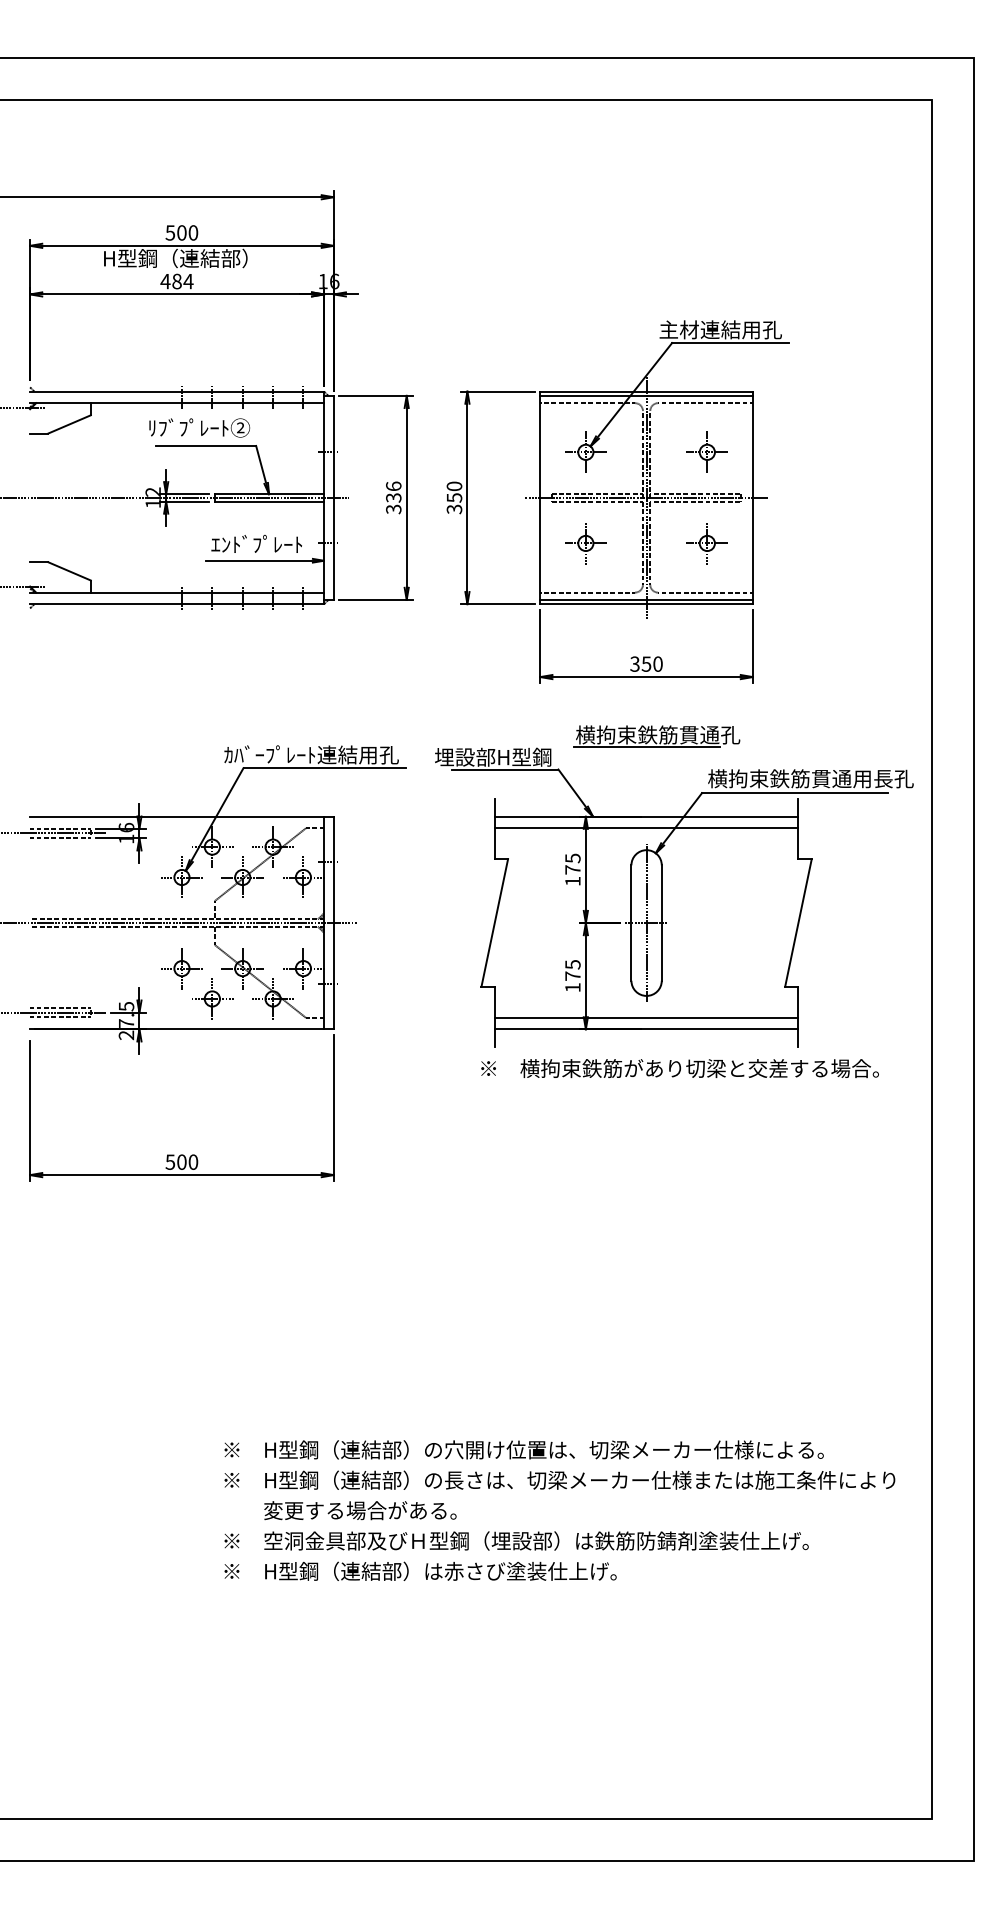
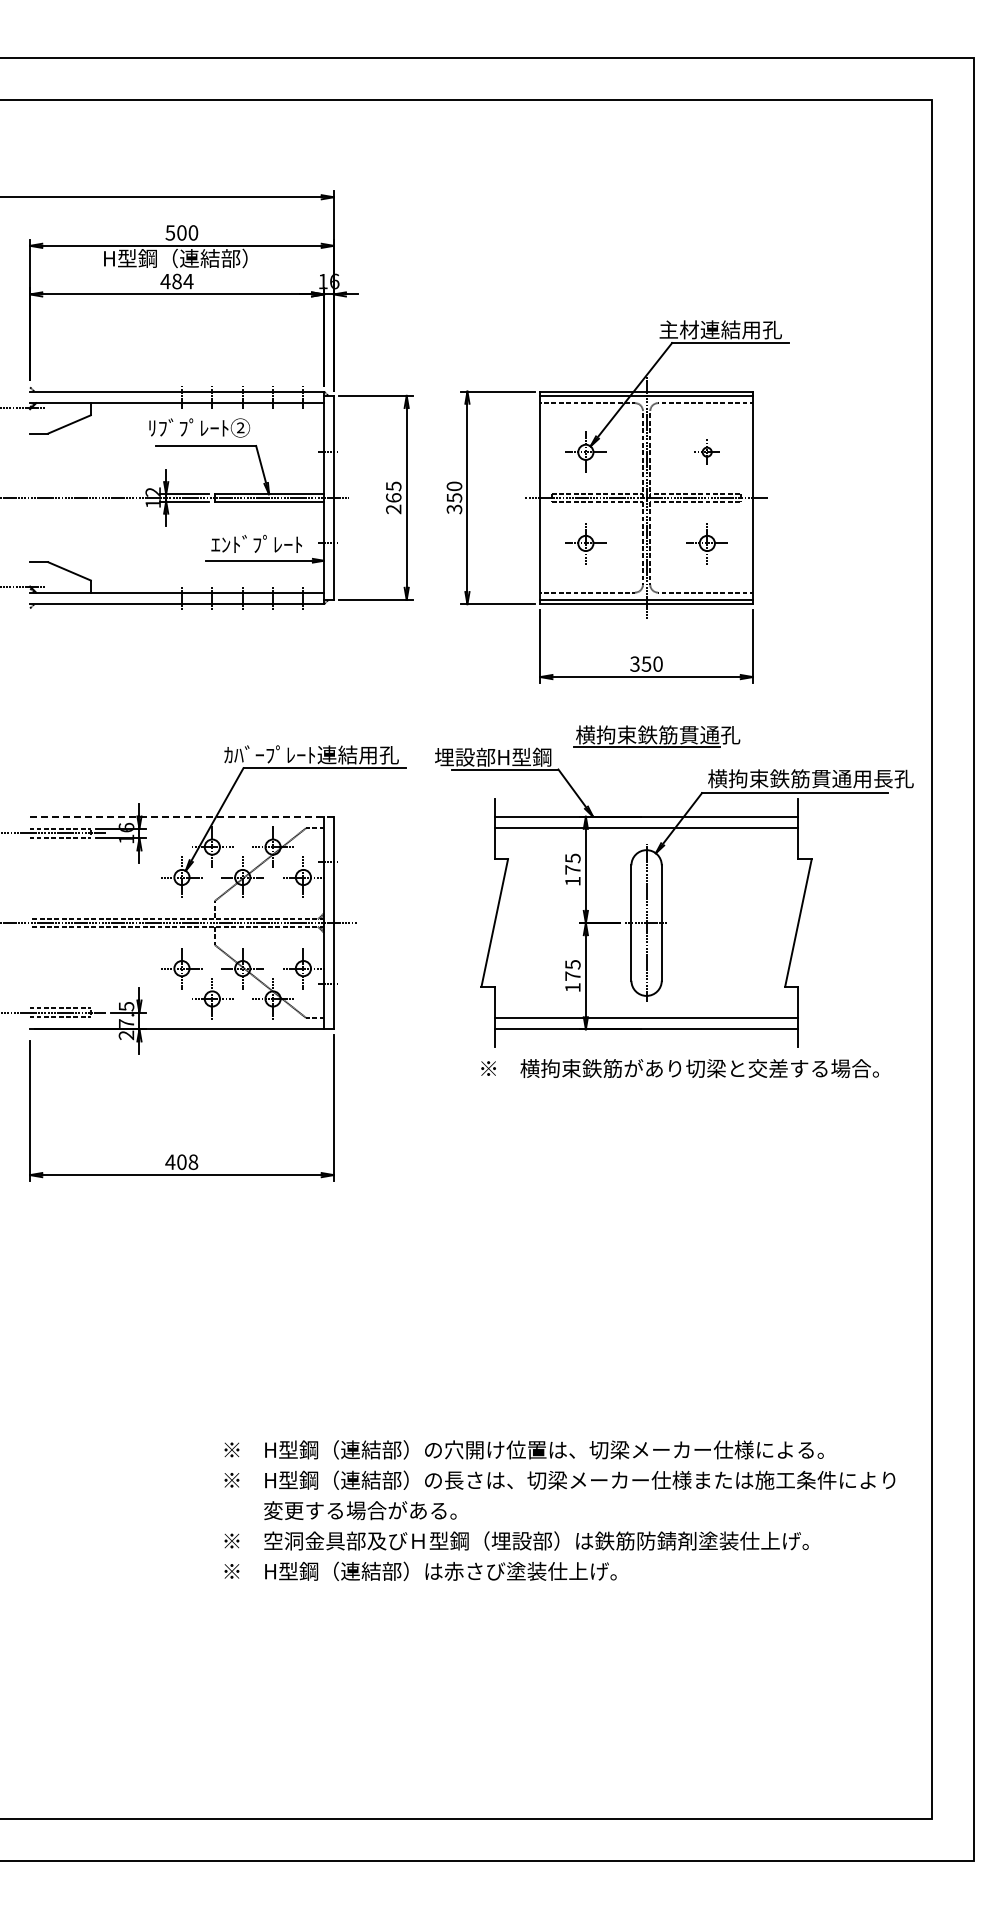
part size: 42x42 px -> 26x26 px (706, 451)
text: 336 -> 265 (393, 497)
line: solid -> dashed (181, 816)
text: 500 -> 408 (181, 1161)
